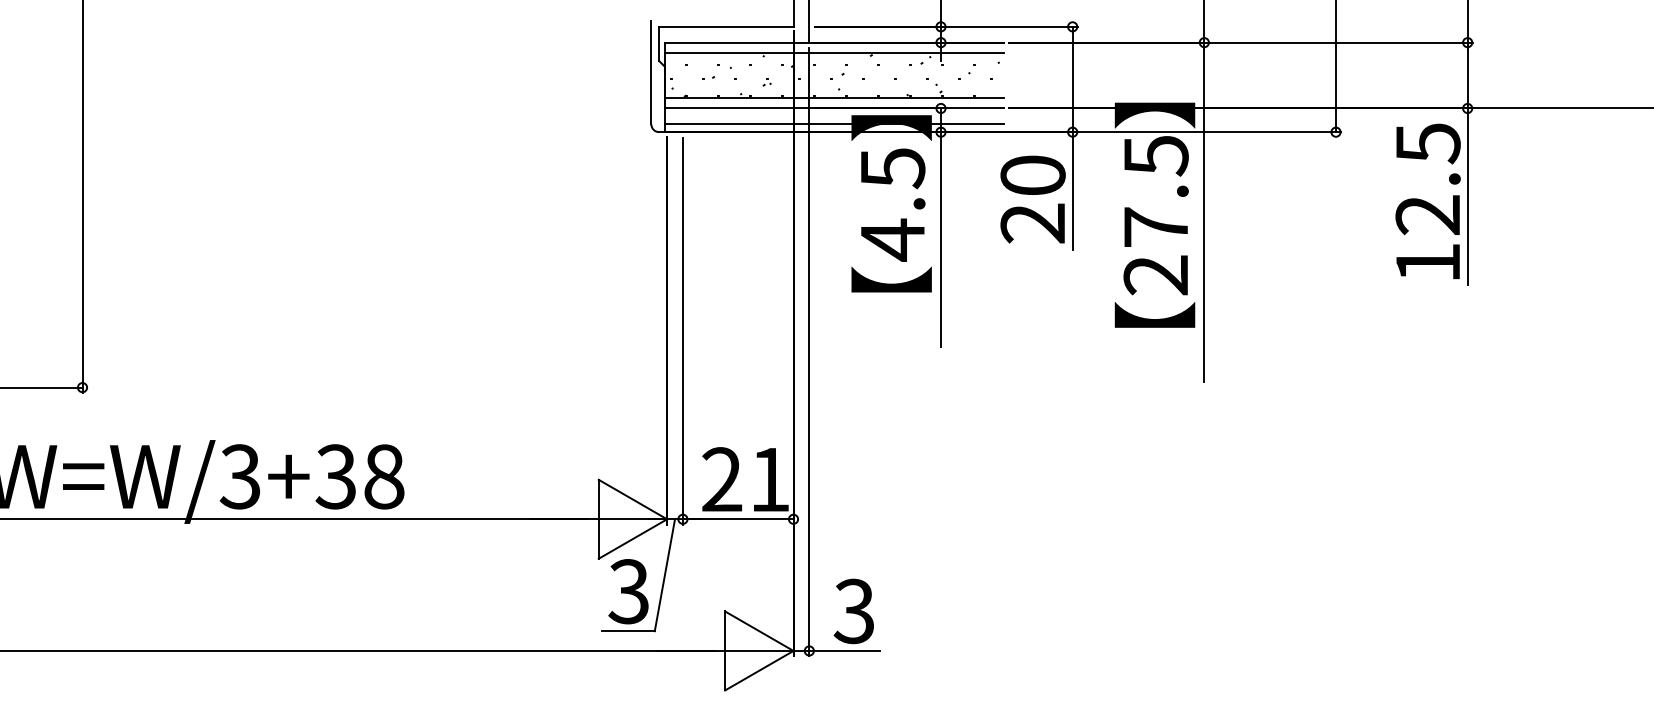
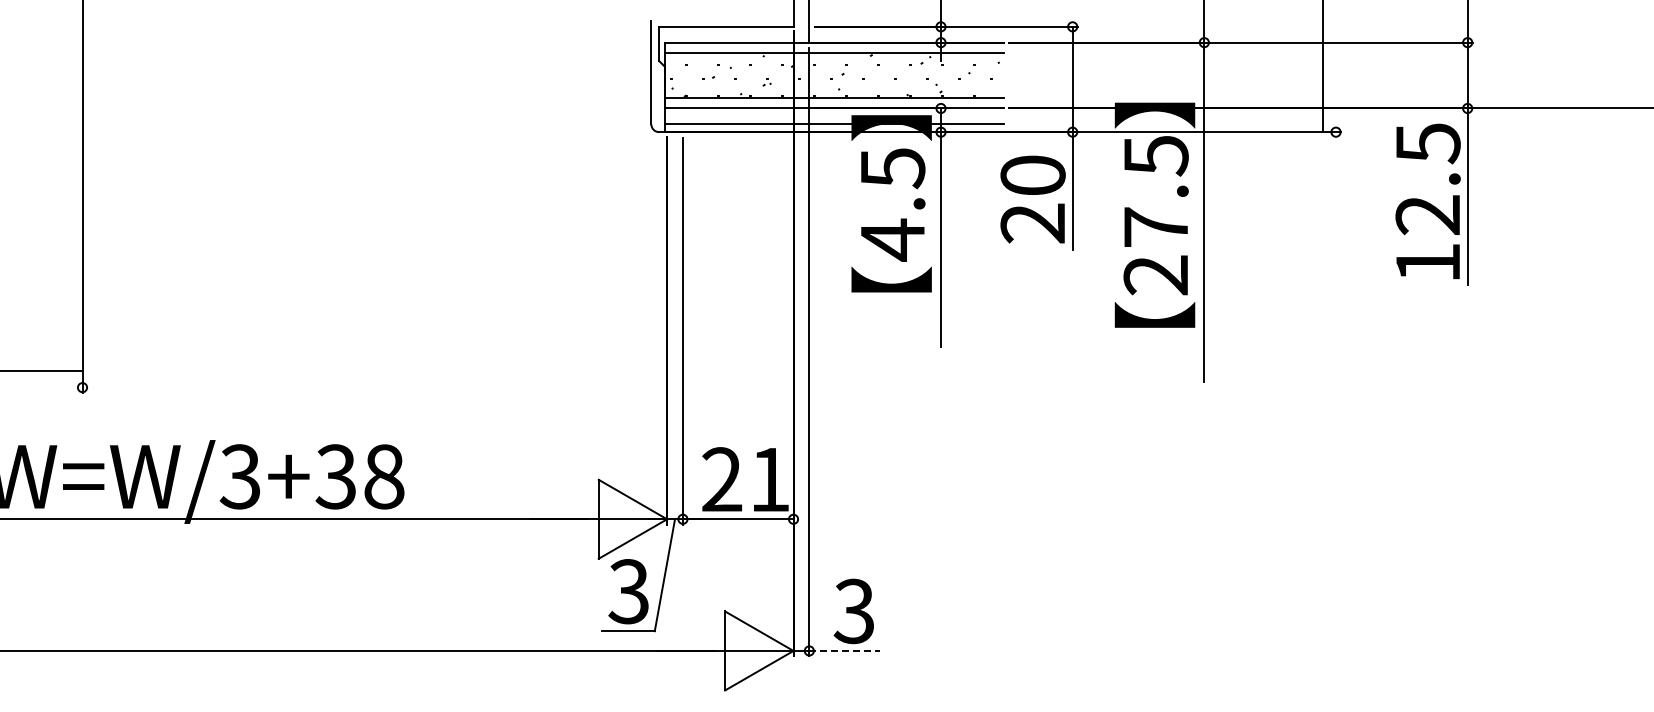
line position: (1336, 67) -> (1323, 67) (1323, 67)
line position: (42, 387) -> (42, 370) (42, 370)
line: solid -> dashed (845, 650)
